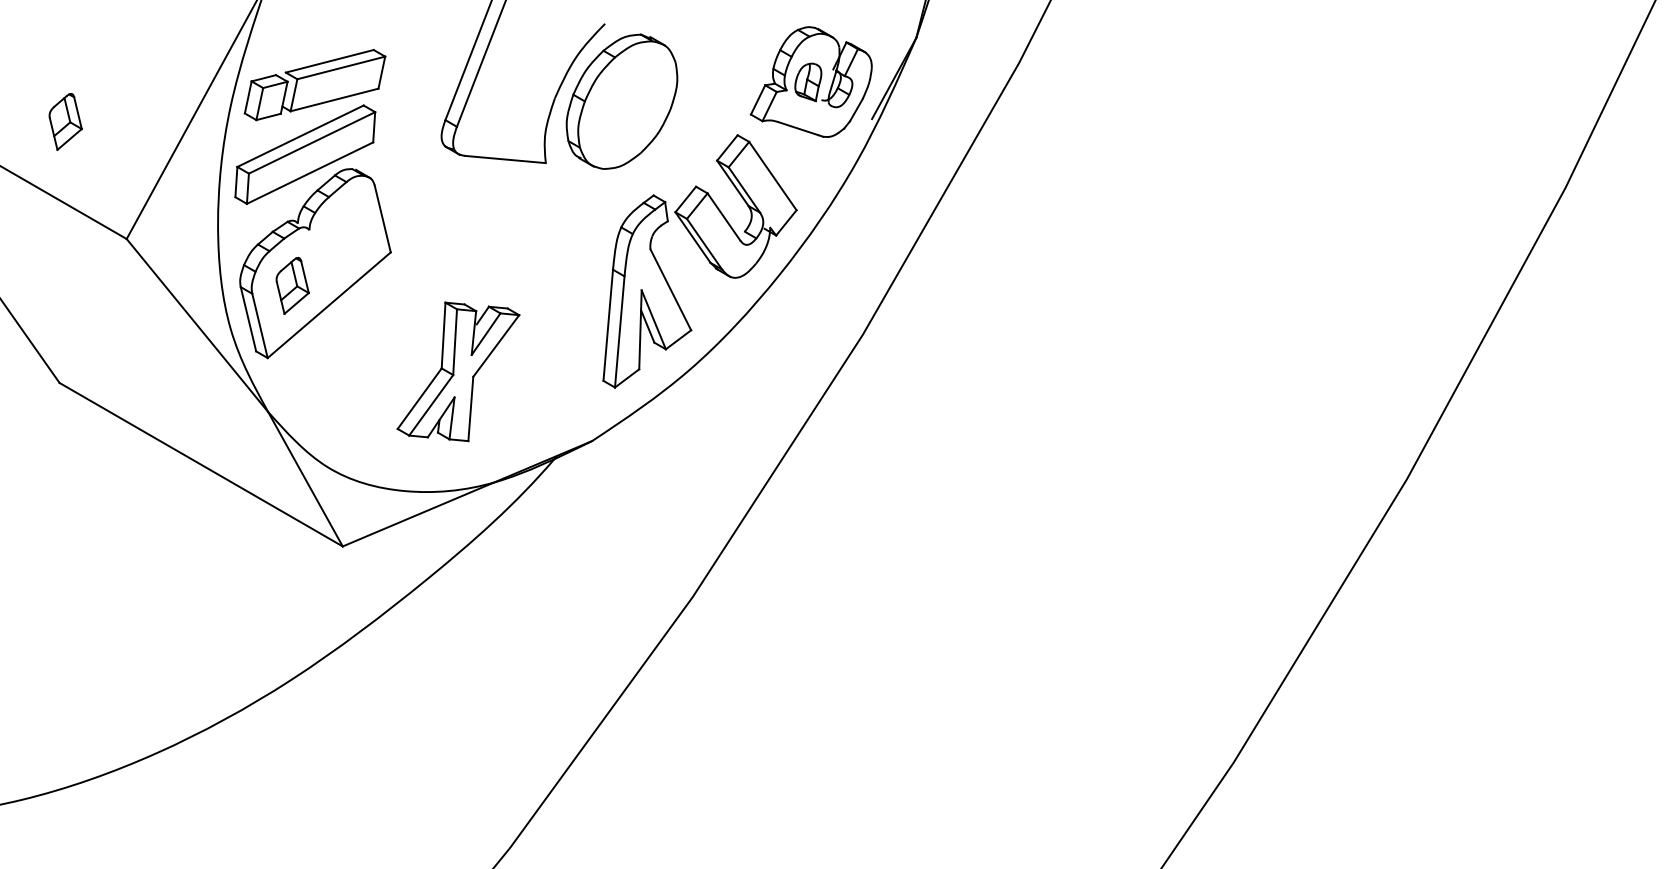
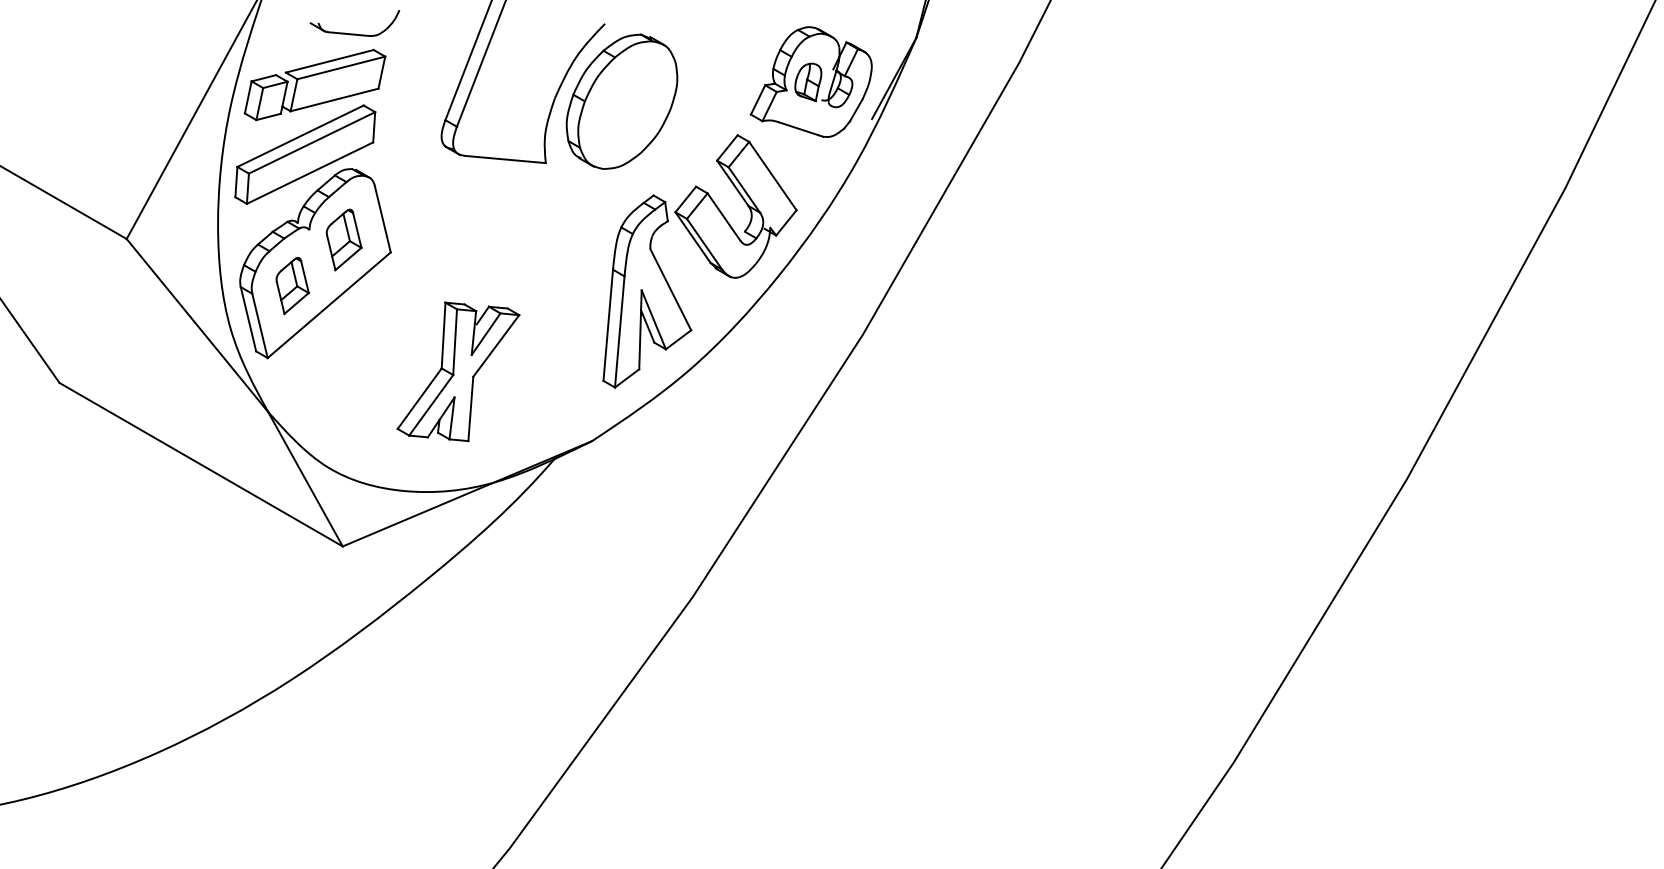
part: none -> present (354, 33)
part: present -> none (65, 121)
part: none -> present (343, 239)
